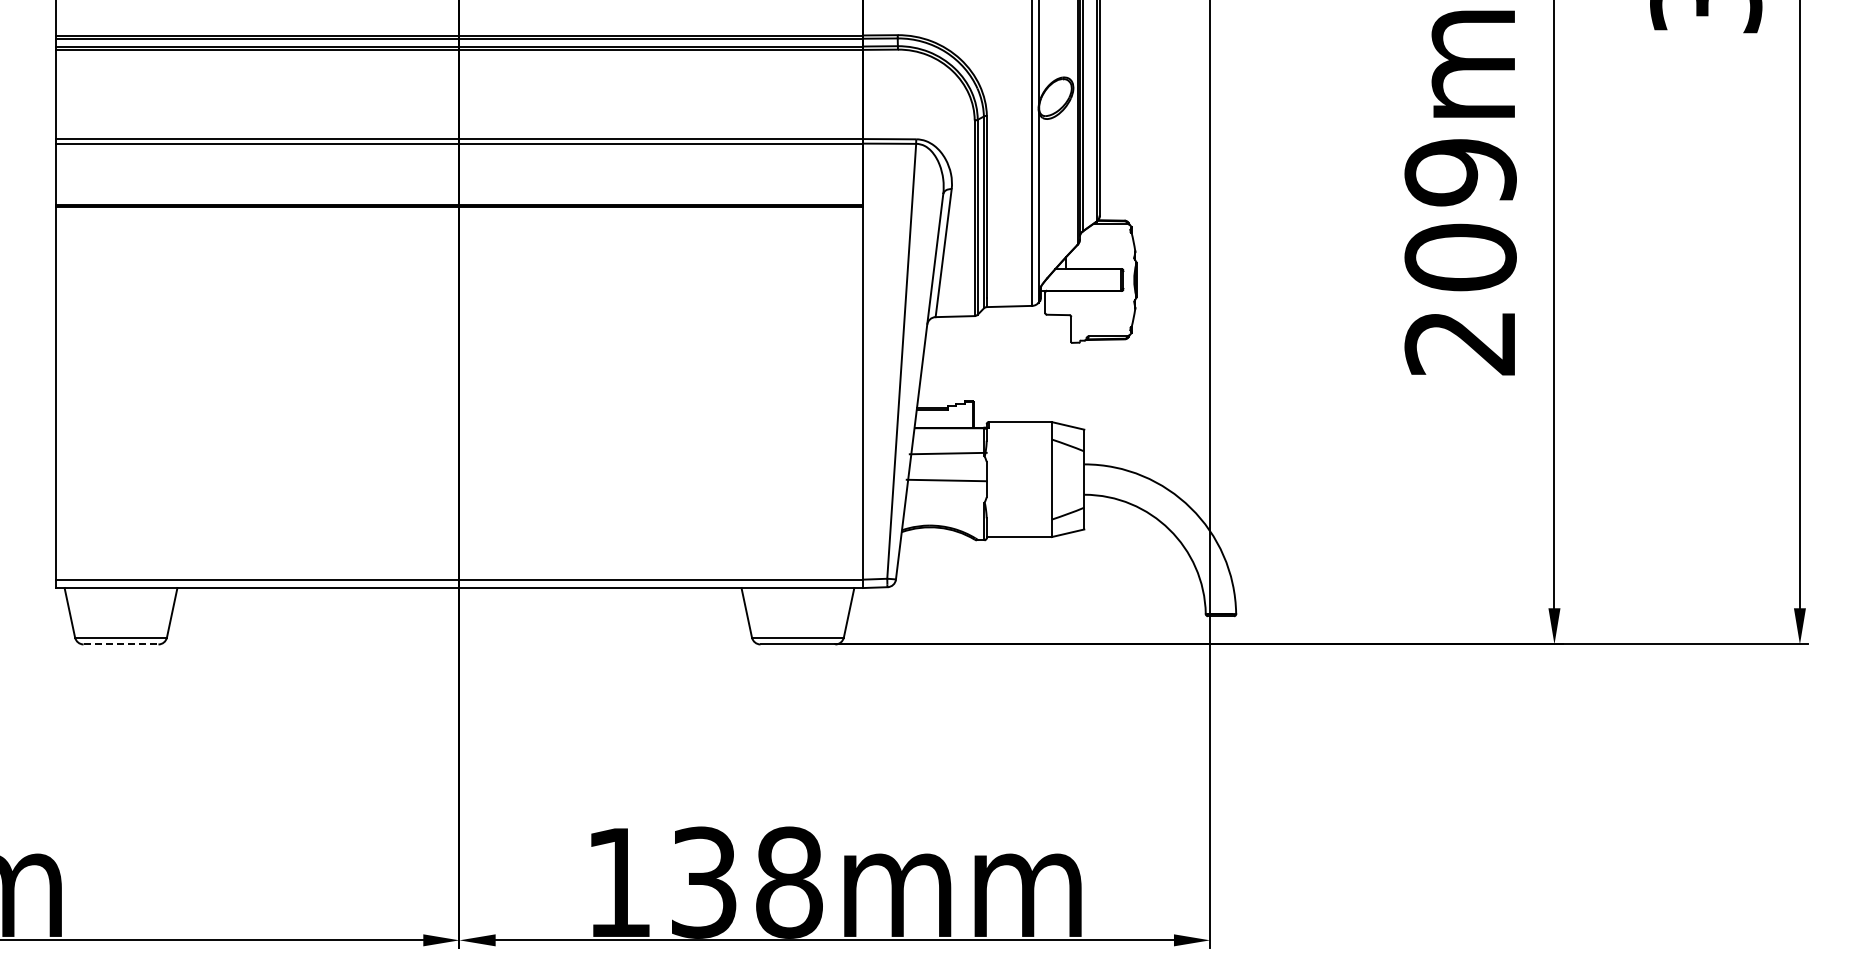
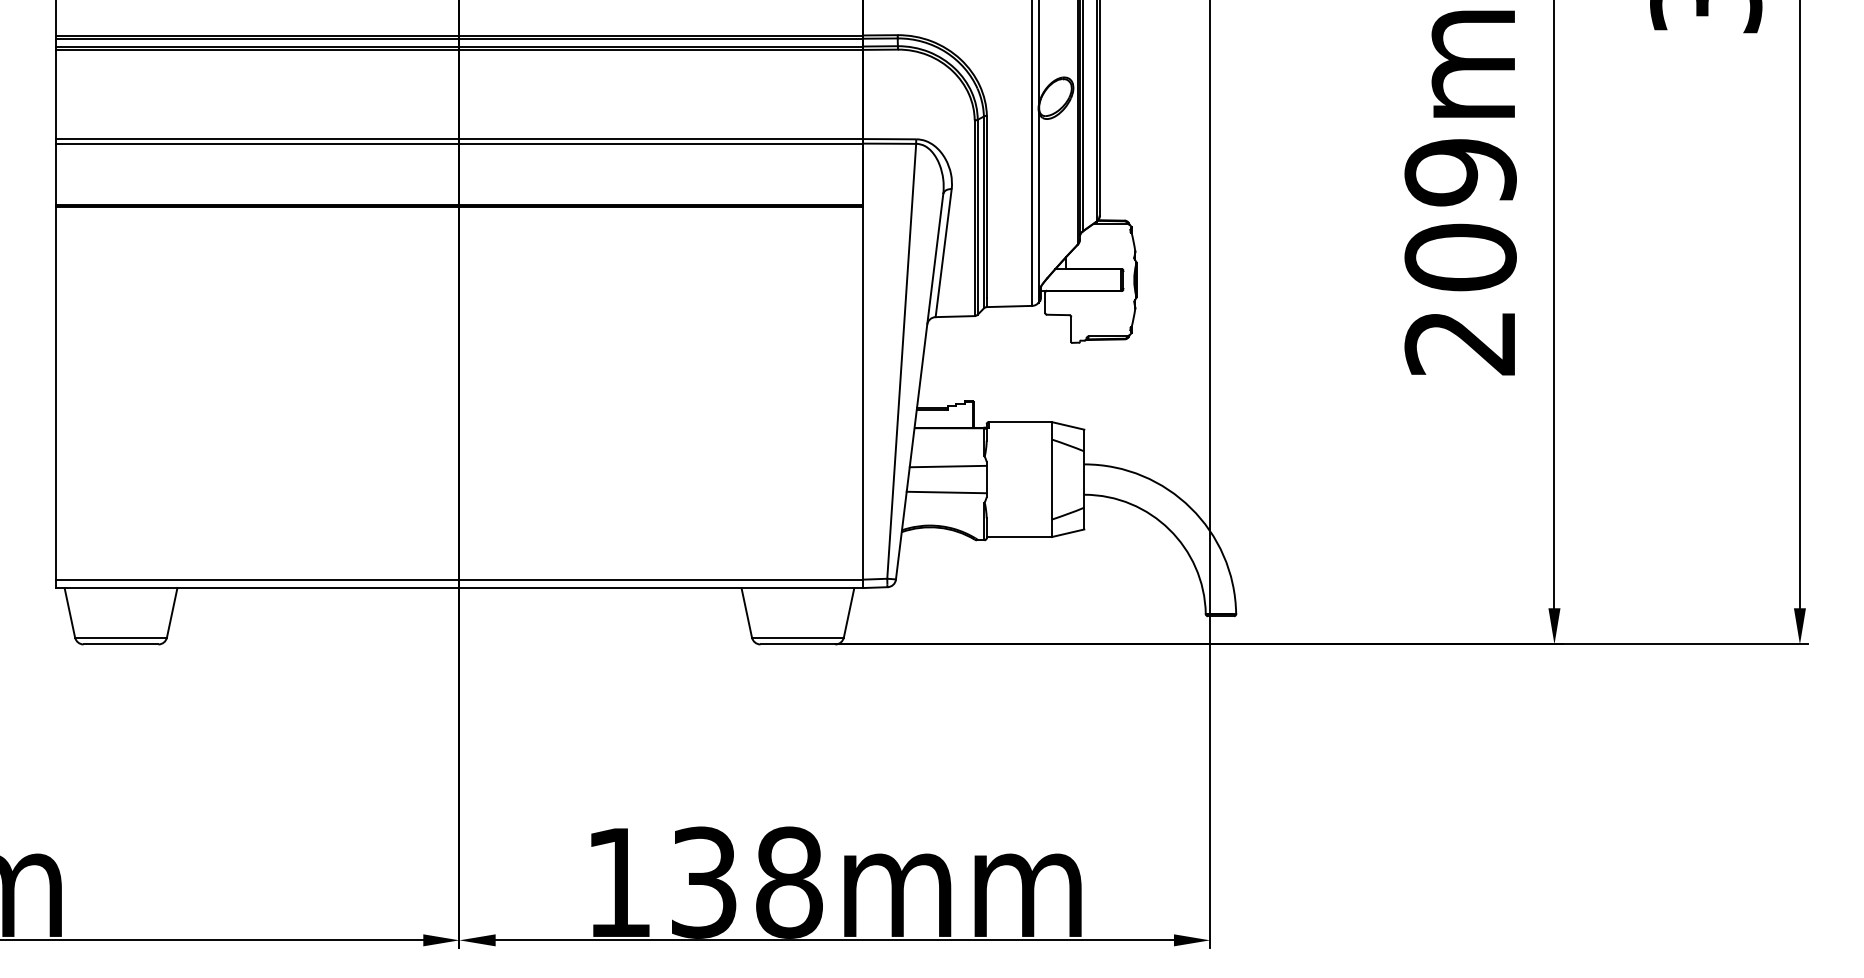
line position: (947, 453) -> (947, 466) (947, 466)
line position: (946, 480) -> (946, 492) (946, 492)
line: dashed -> solid (121, 644)
